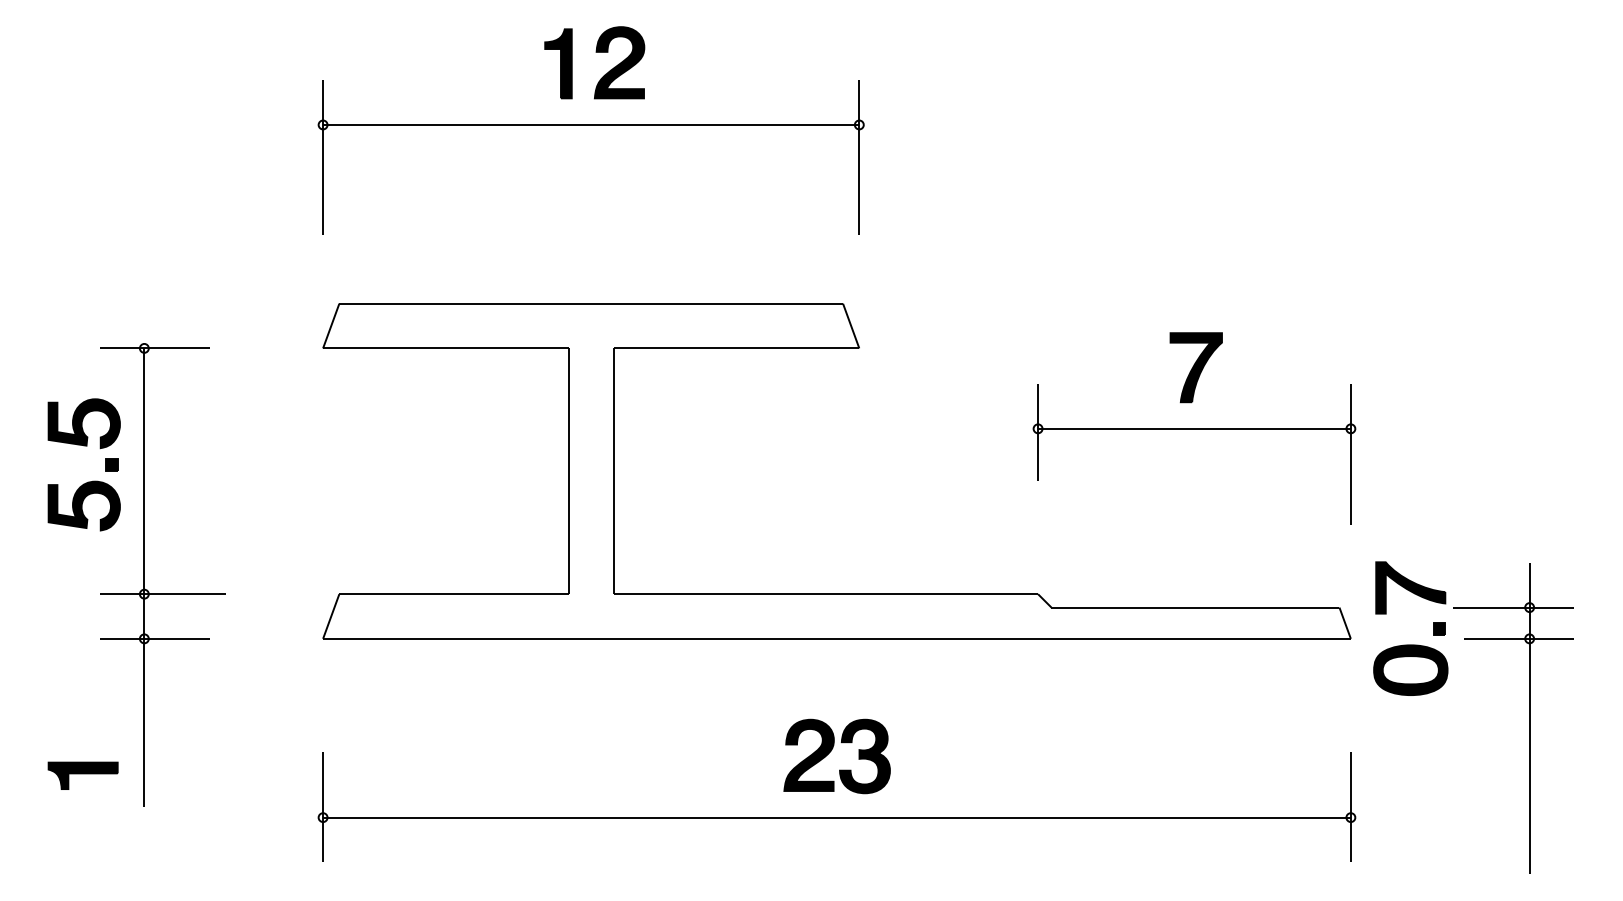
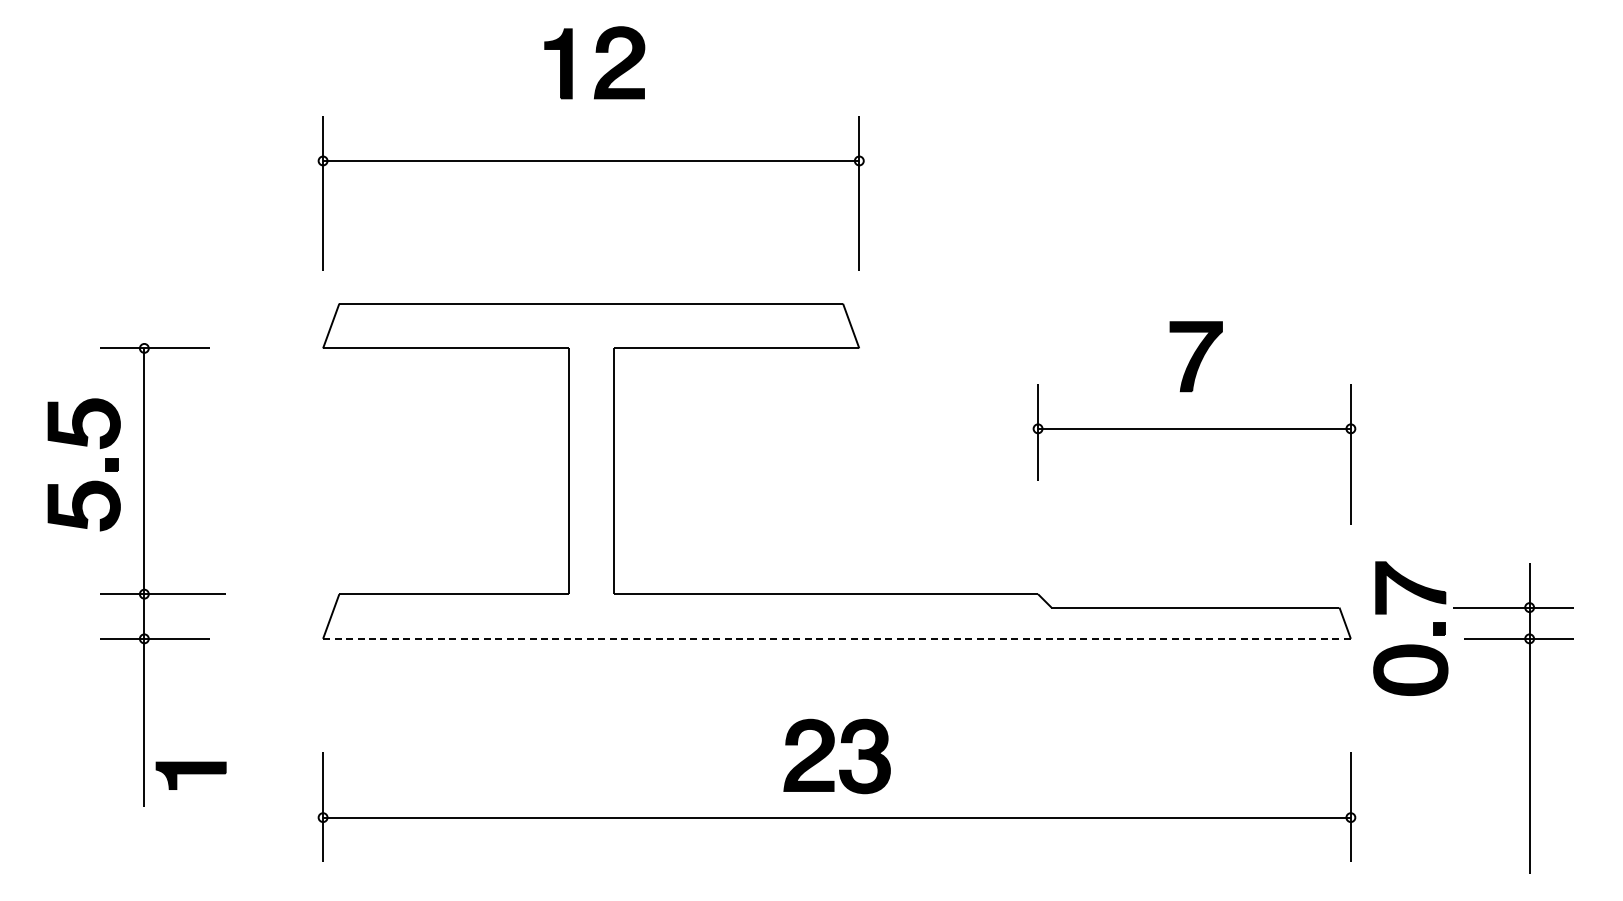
part position: (590, 125) -> (590, 161) (590, 161)
part position: (1195, 367) -> (1195, 356) (1195, 356)
line: solid -> dashed (836, 638)
part position: (82, 775) -> (190, 775) (190, 775)
